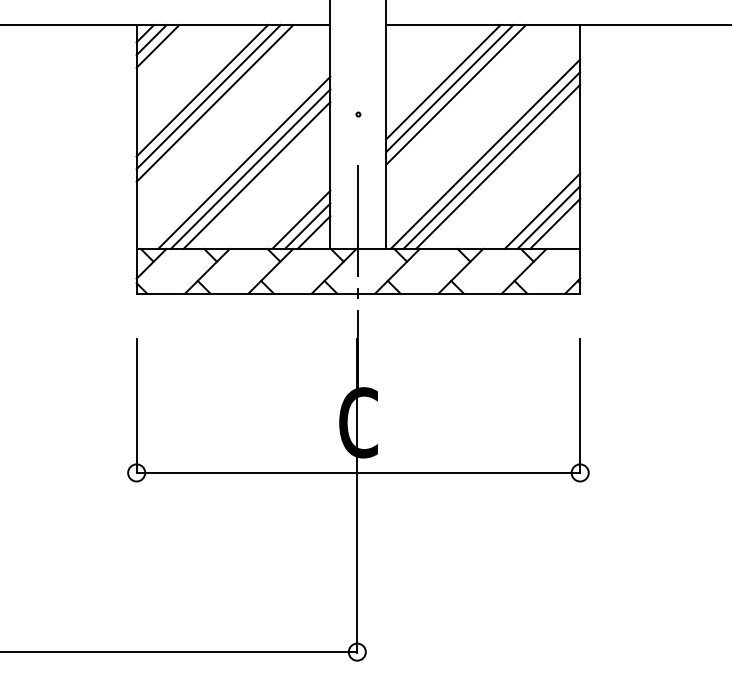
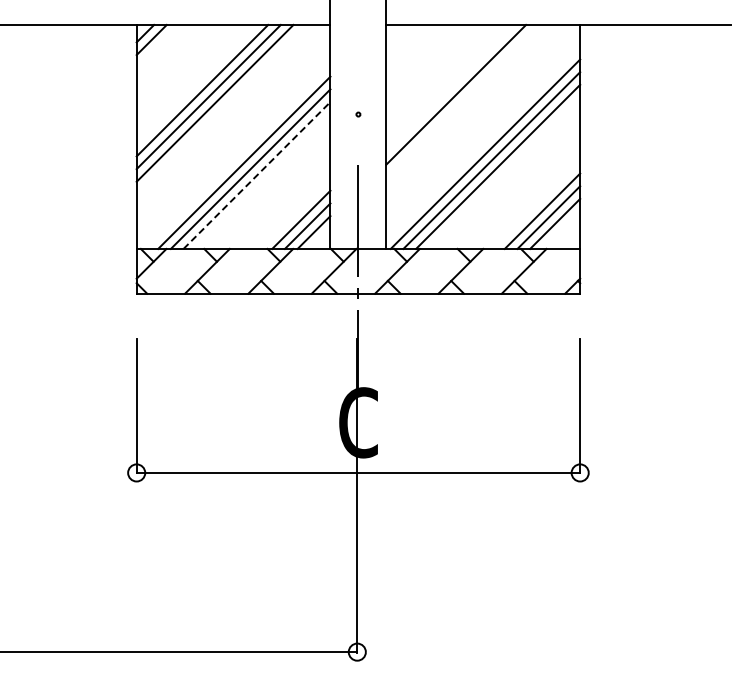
line: present -> none (157, 45)
line: present -> none (443, 81)
line: present -> none (449, 87)
line: solid -> dashed (256, 175)
